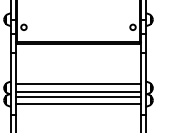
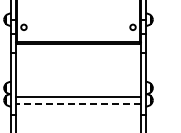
line: present -> none (78, 84)
line: present -> none (78, 91)
line: solid -> dashed (78, 104)
